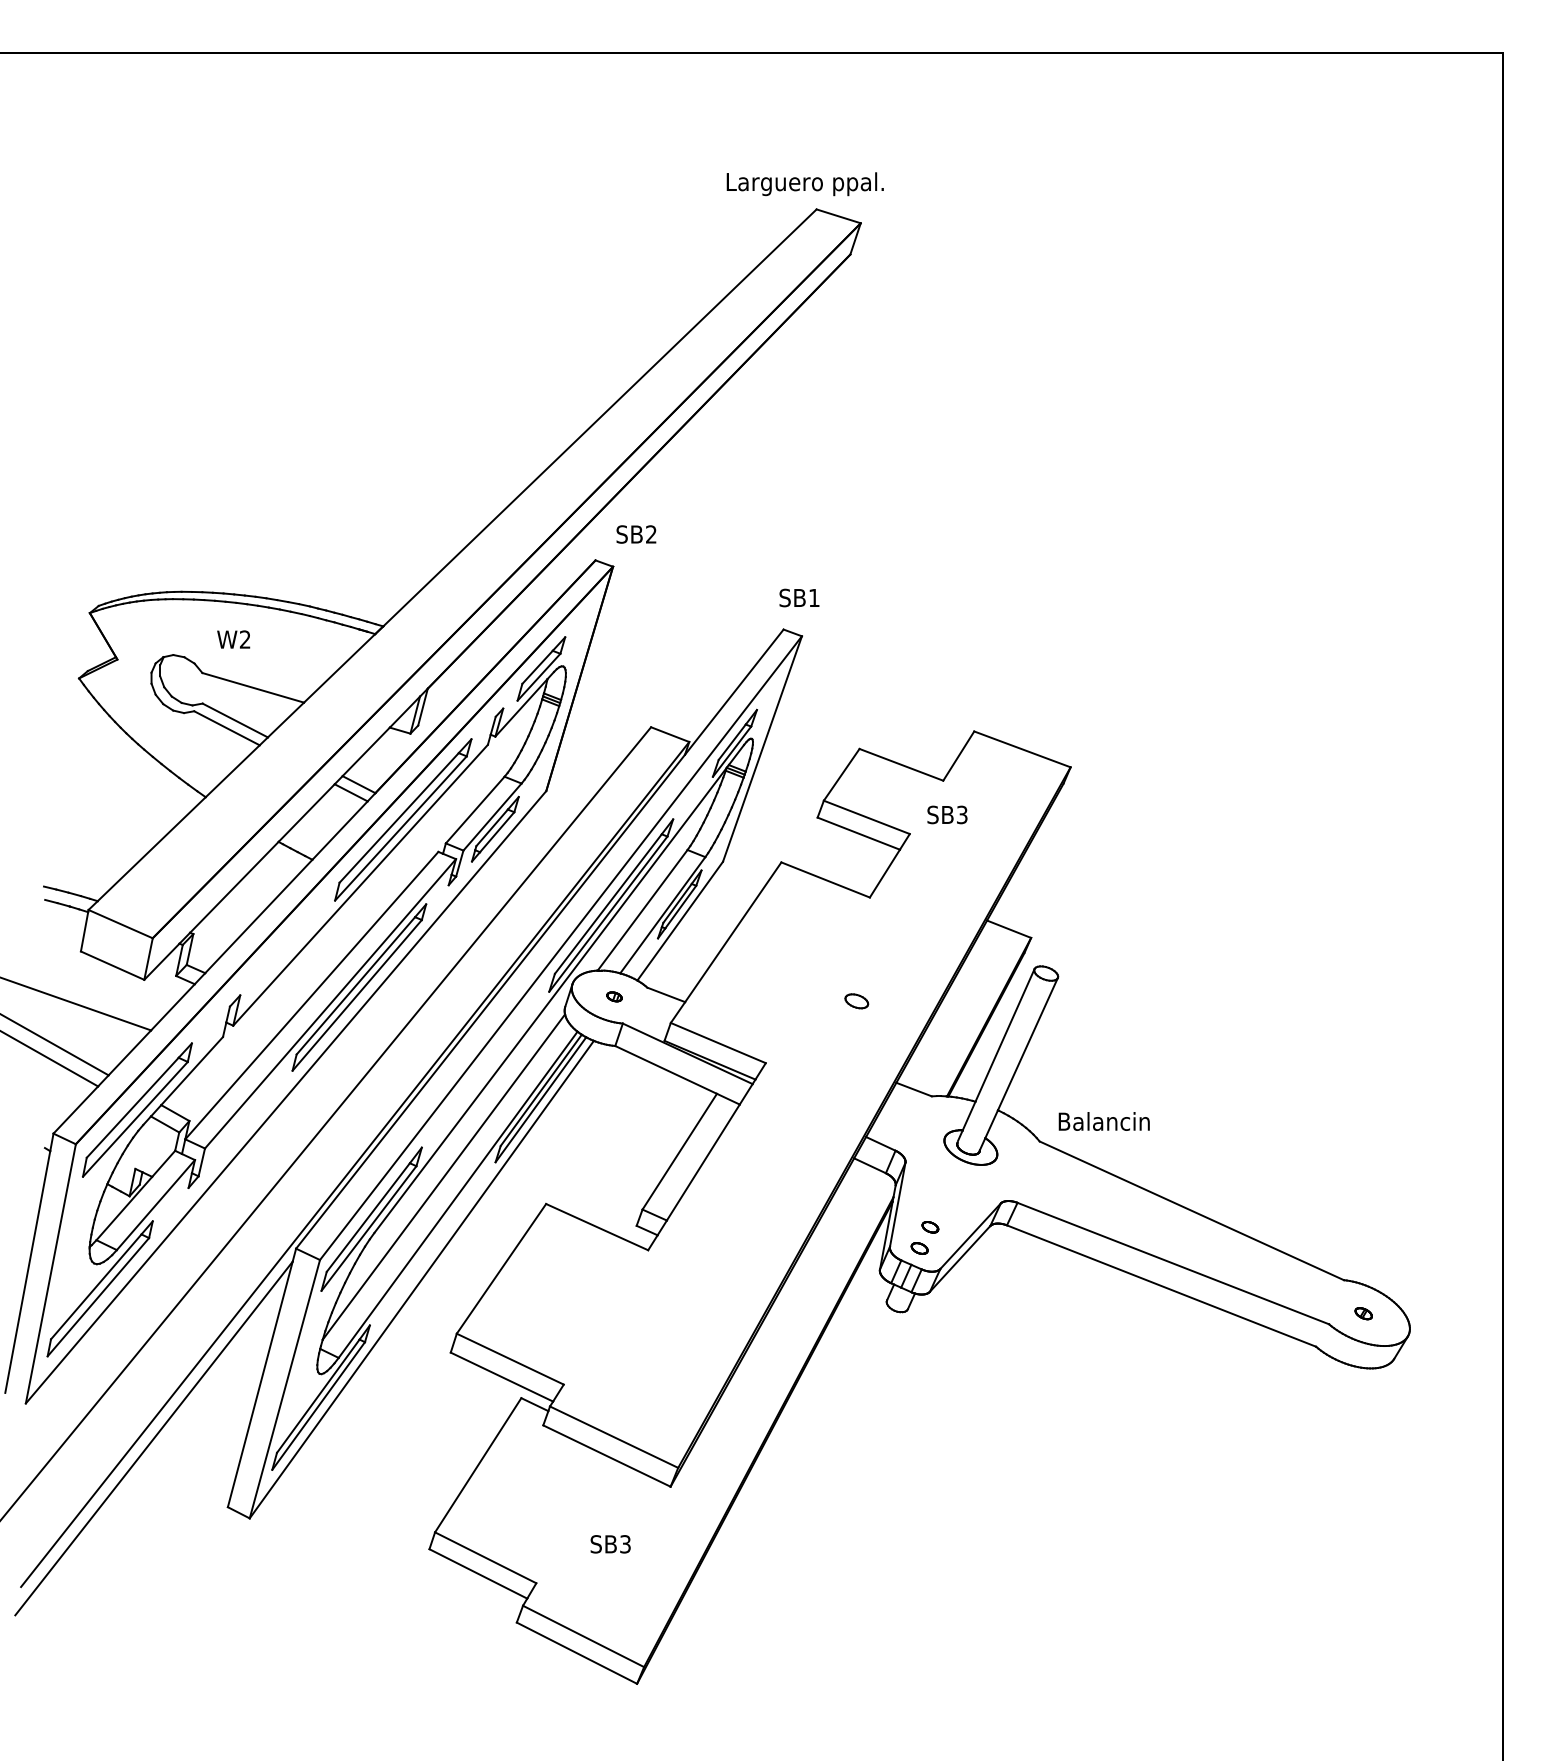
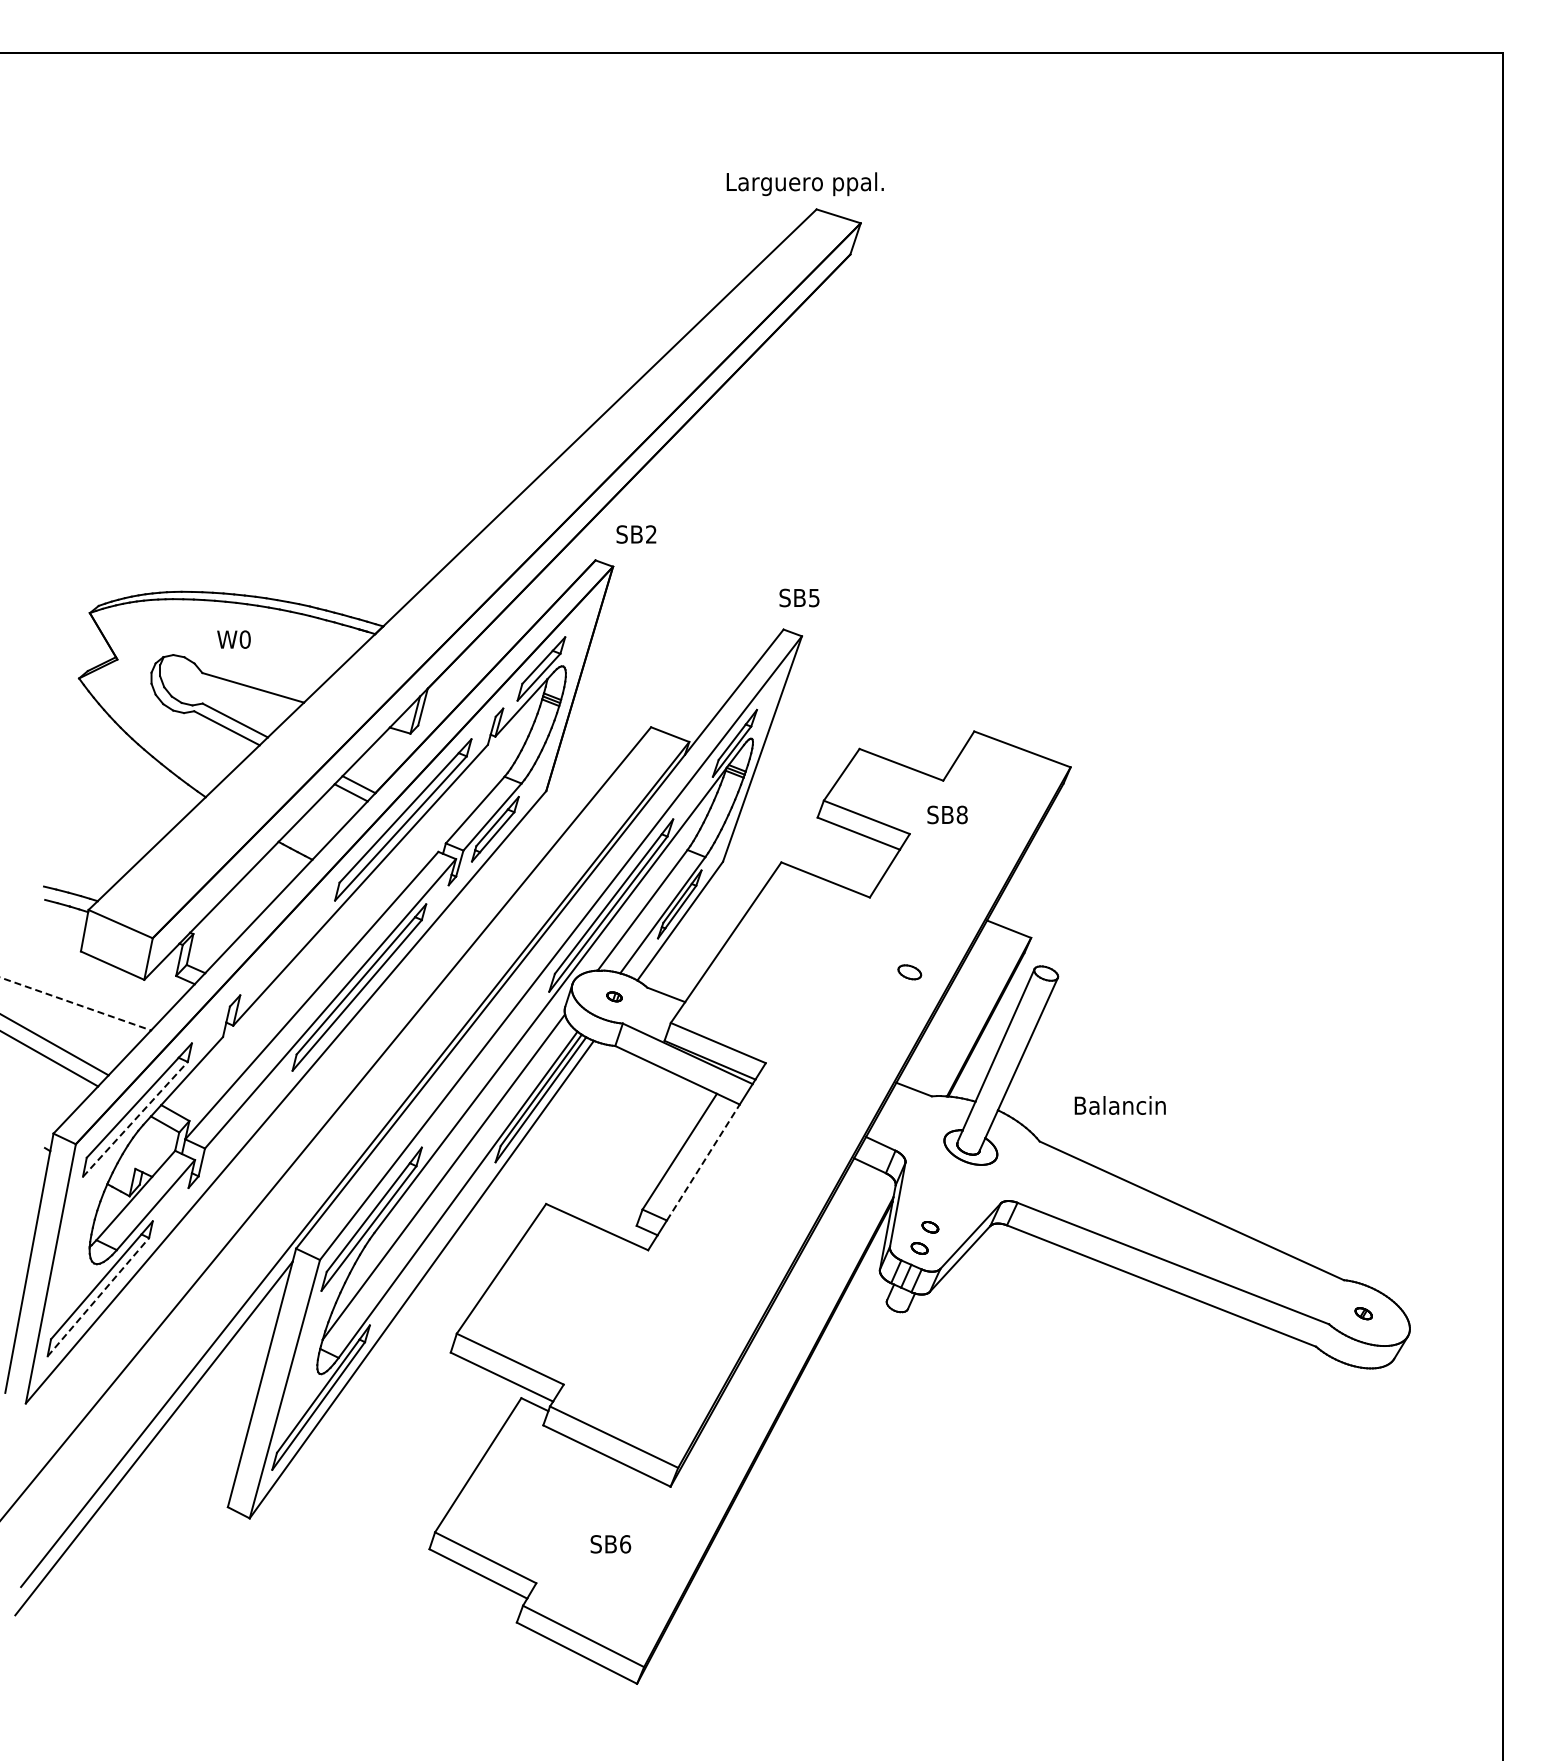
text: SB1 -> SB5 (814, 598)
text: W2 -> W0 (244, 639)
text: SB3 -> SB8 (961, 814)
part position: (856, 1001) -> (909, 972) (909, 972)
line: solid -> dashed (75, 1003)
line: solid -> dashed (135, 1119)
text position: (1103, 1121) -> (1119, 1105) (1119, 1105)
line: solid -> dashed (703, 1162)
line: solid -> dashed (98, 1297)
text: SB3 -> SB6 (625, 1544)
